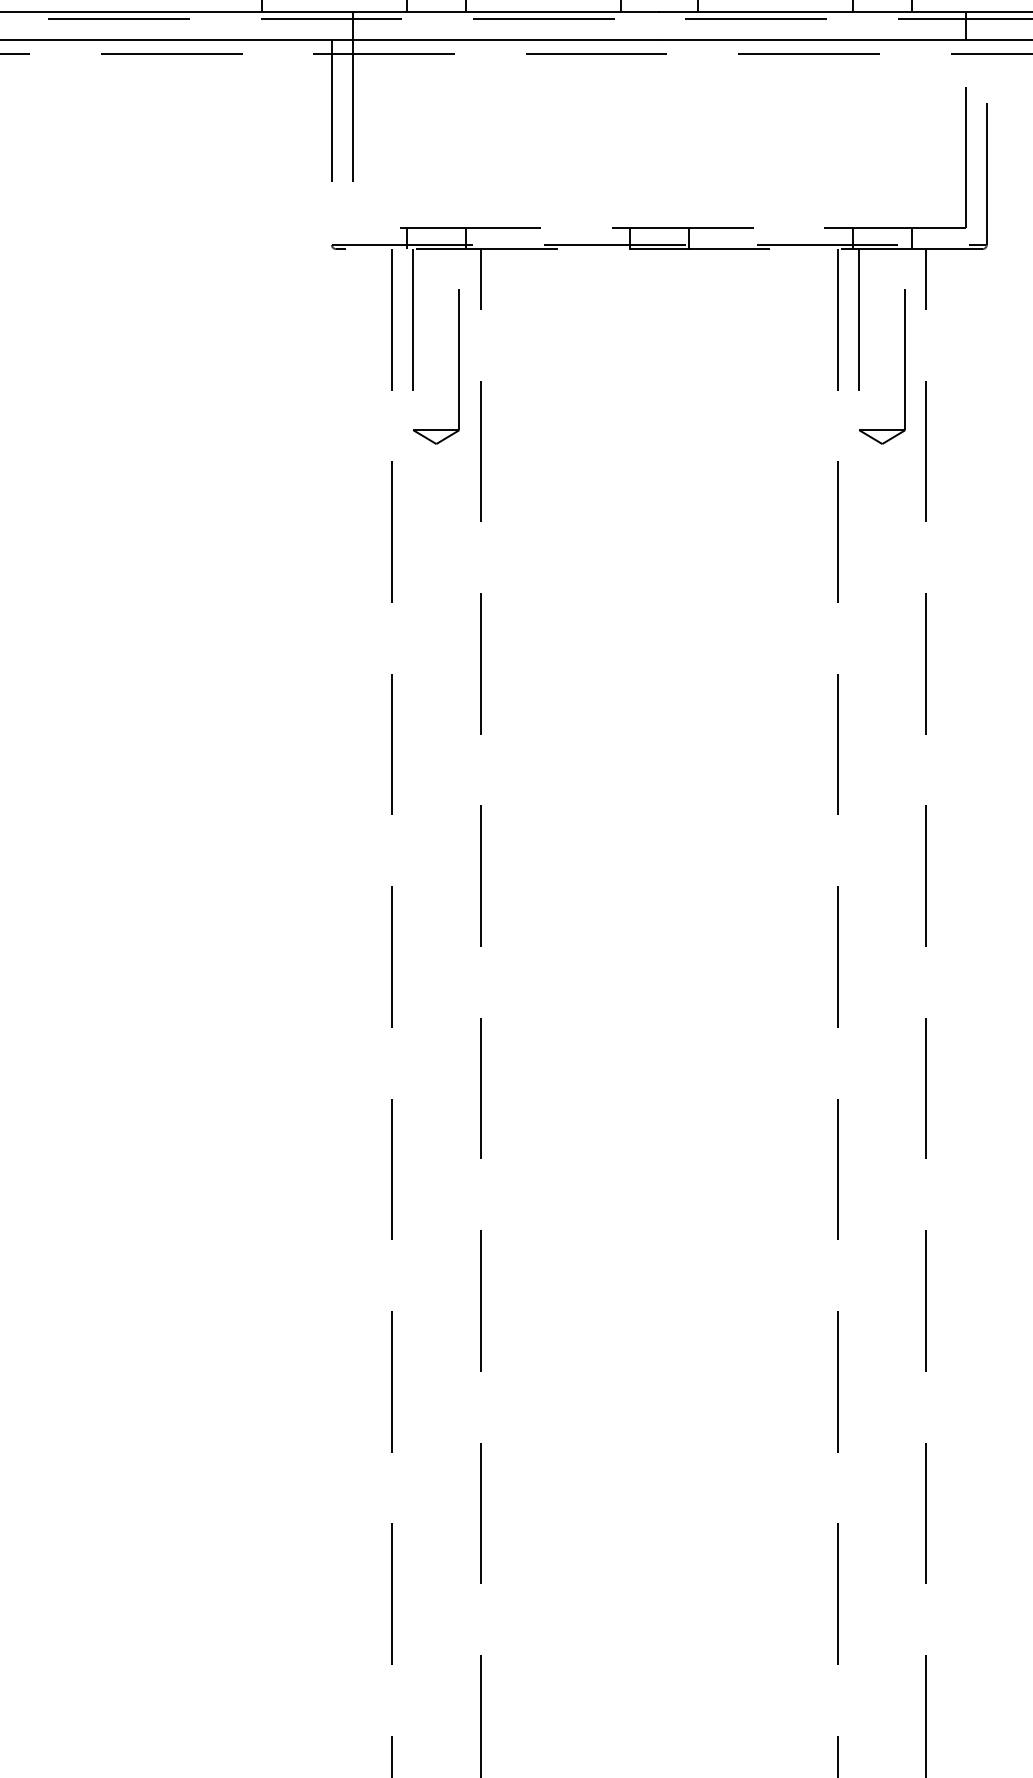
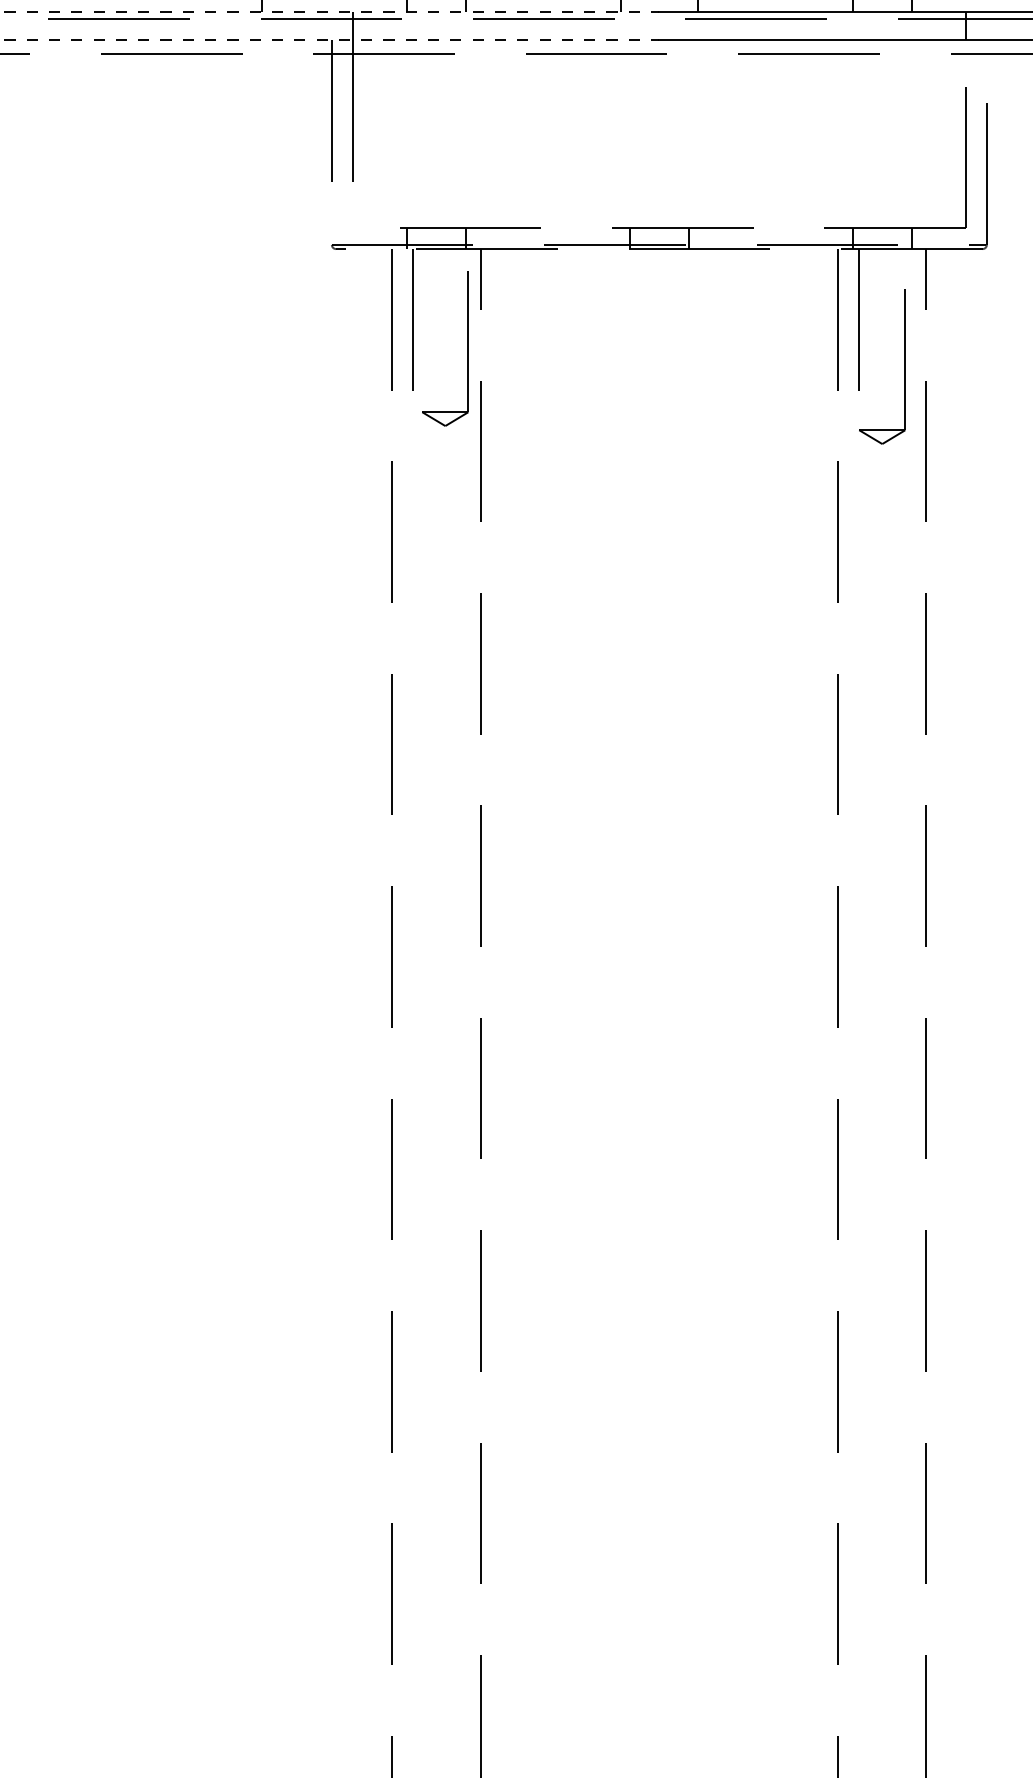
line: solid -> dashed (330, 12)
line: solid -> dashed (330, 40)
part position: (458, 366) -> (467, 348) (467, 348)
